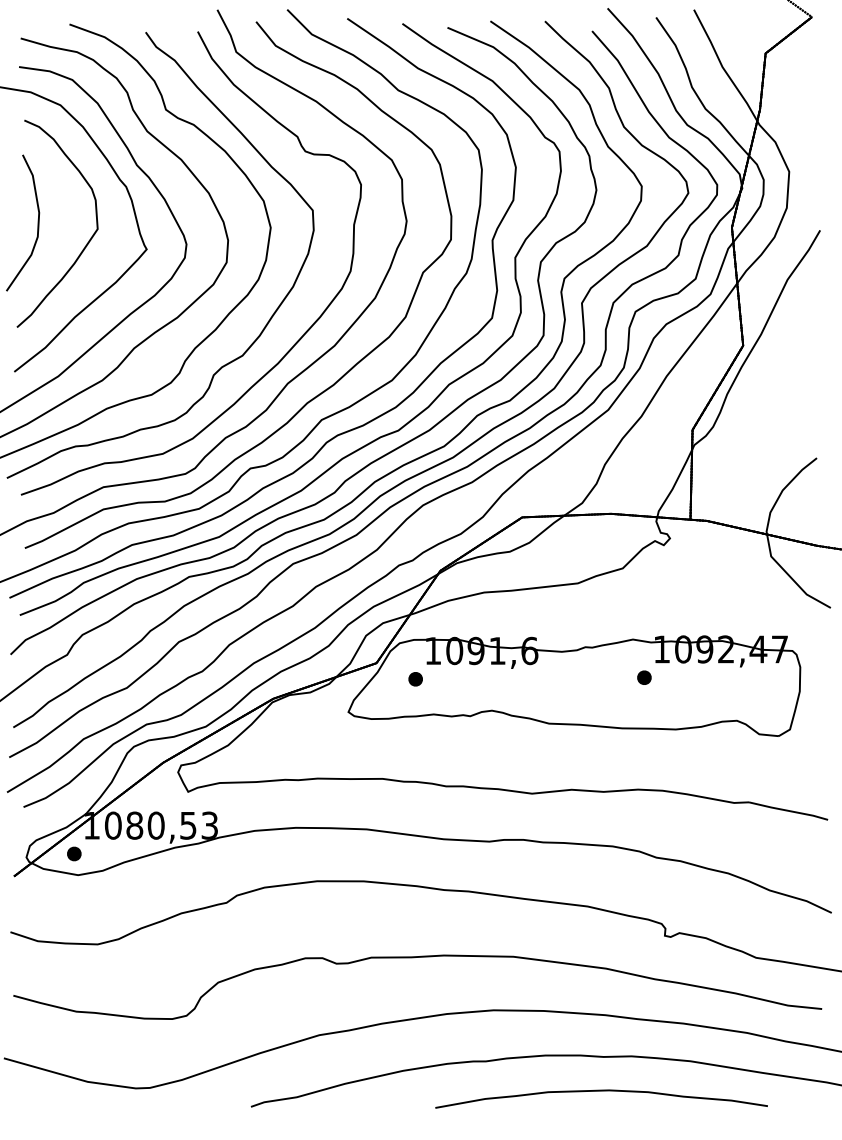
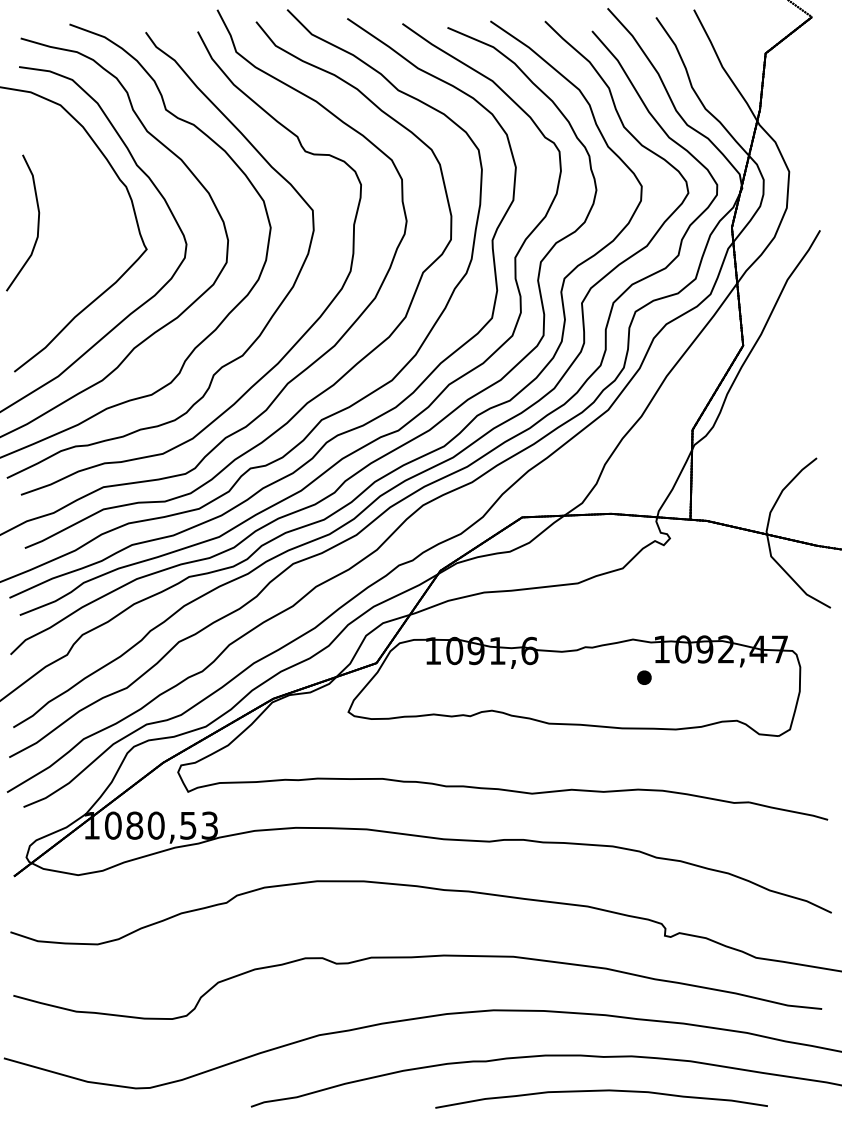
part: present -> none (86, 243)
part: present -> none (415, 679)
part: present -> none (74, 853)
